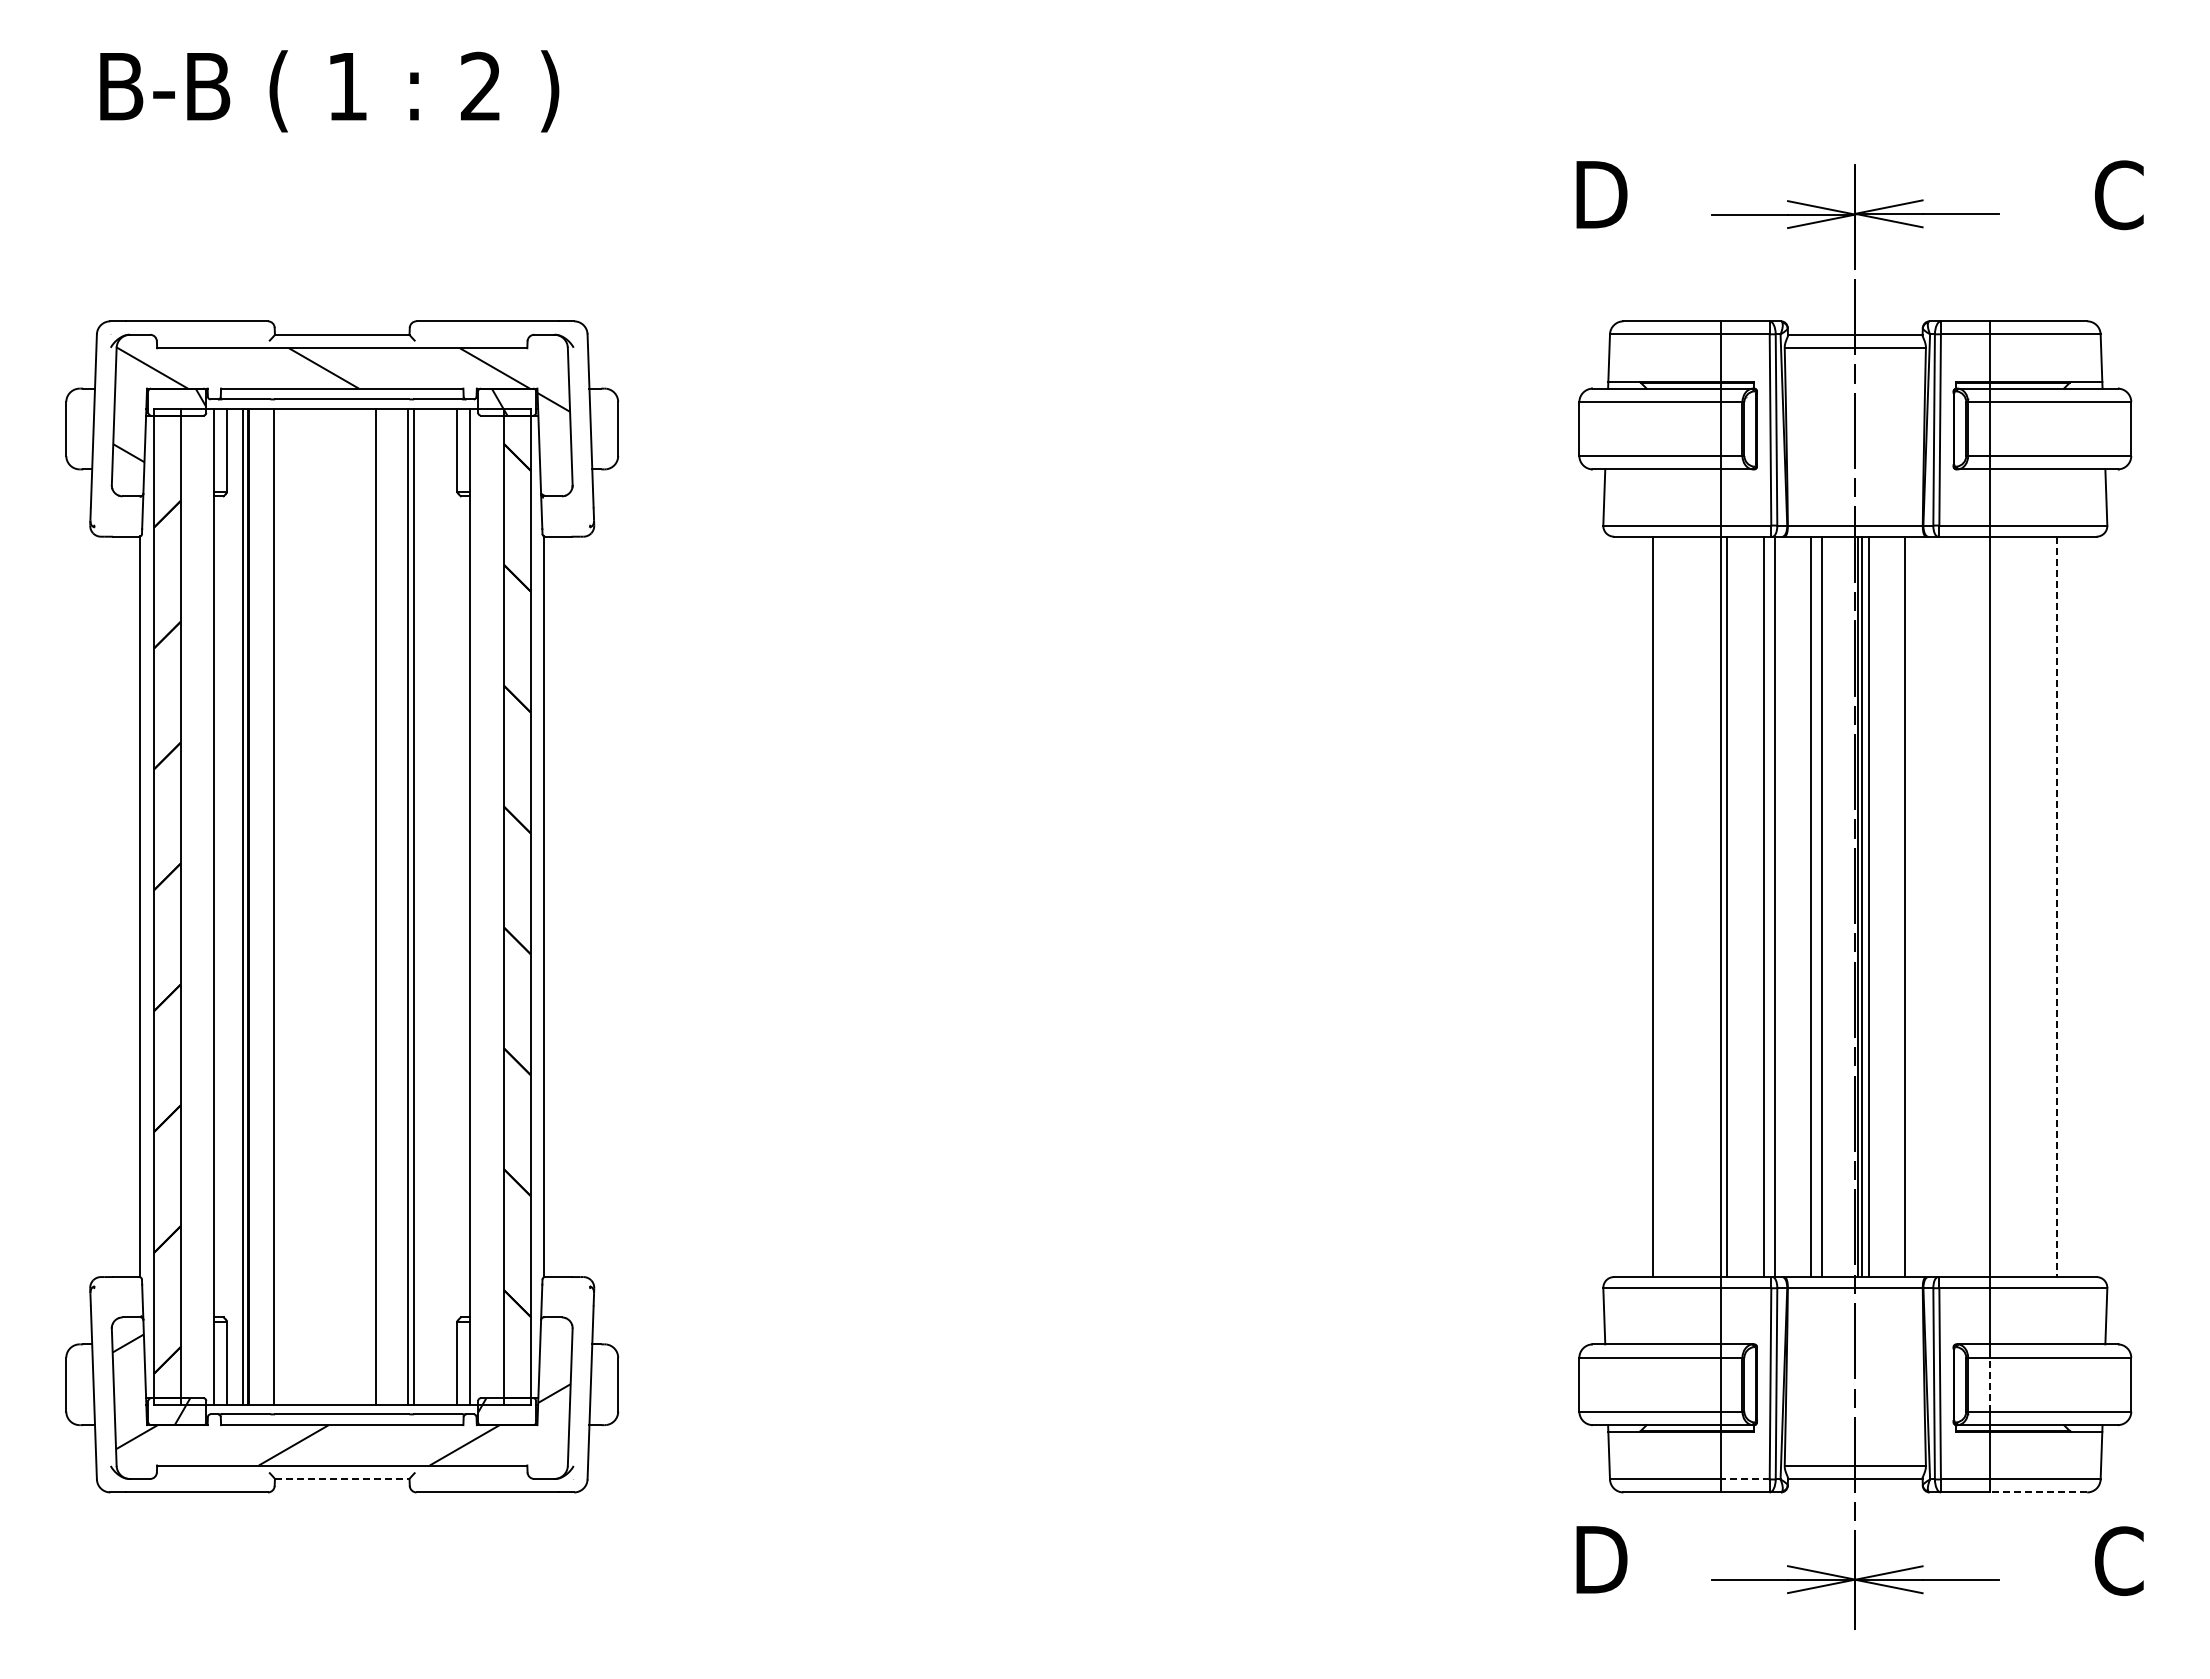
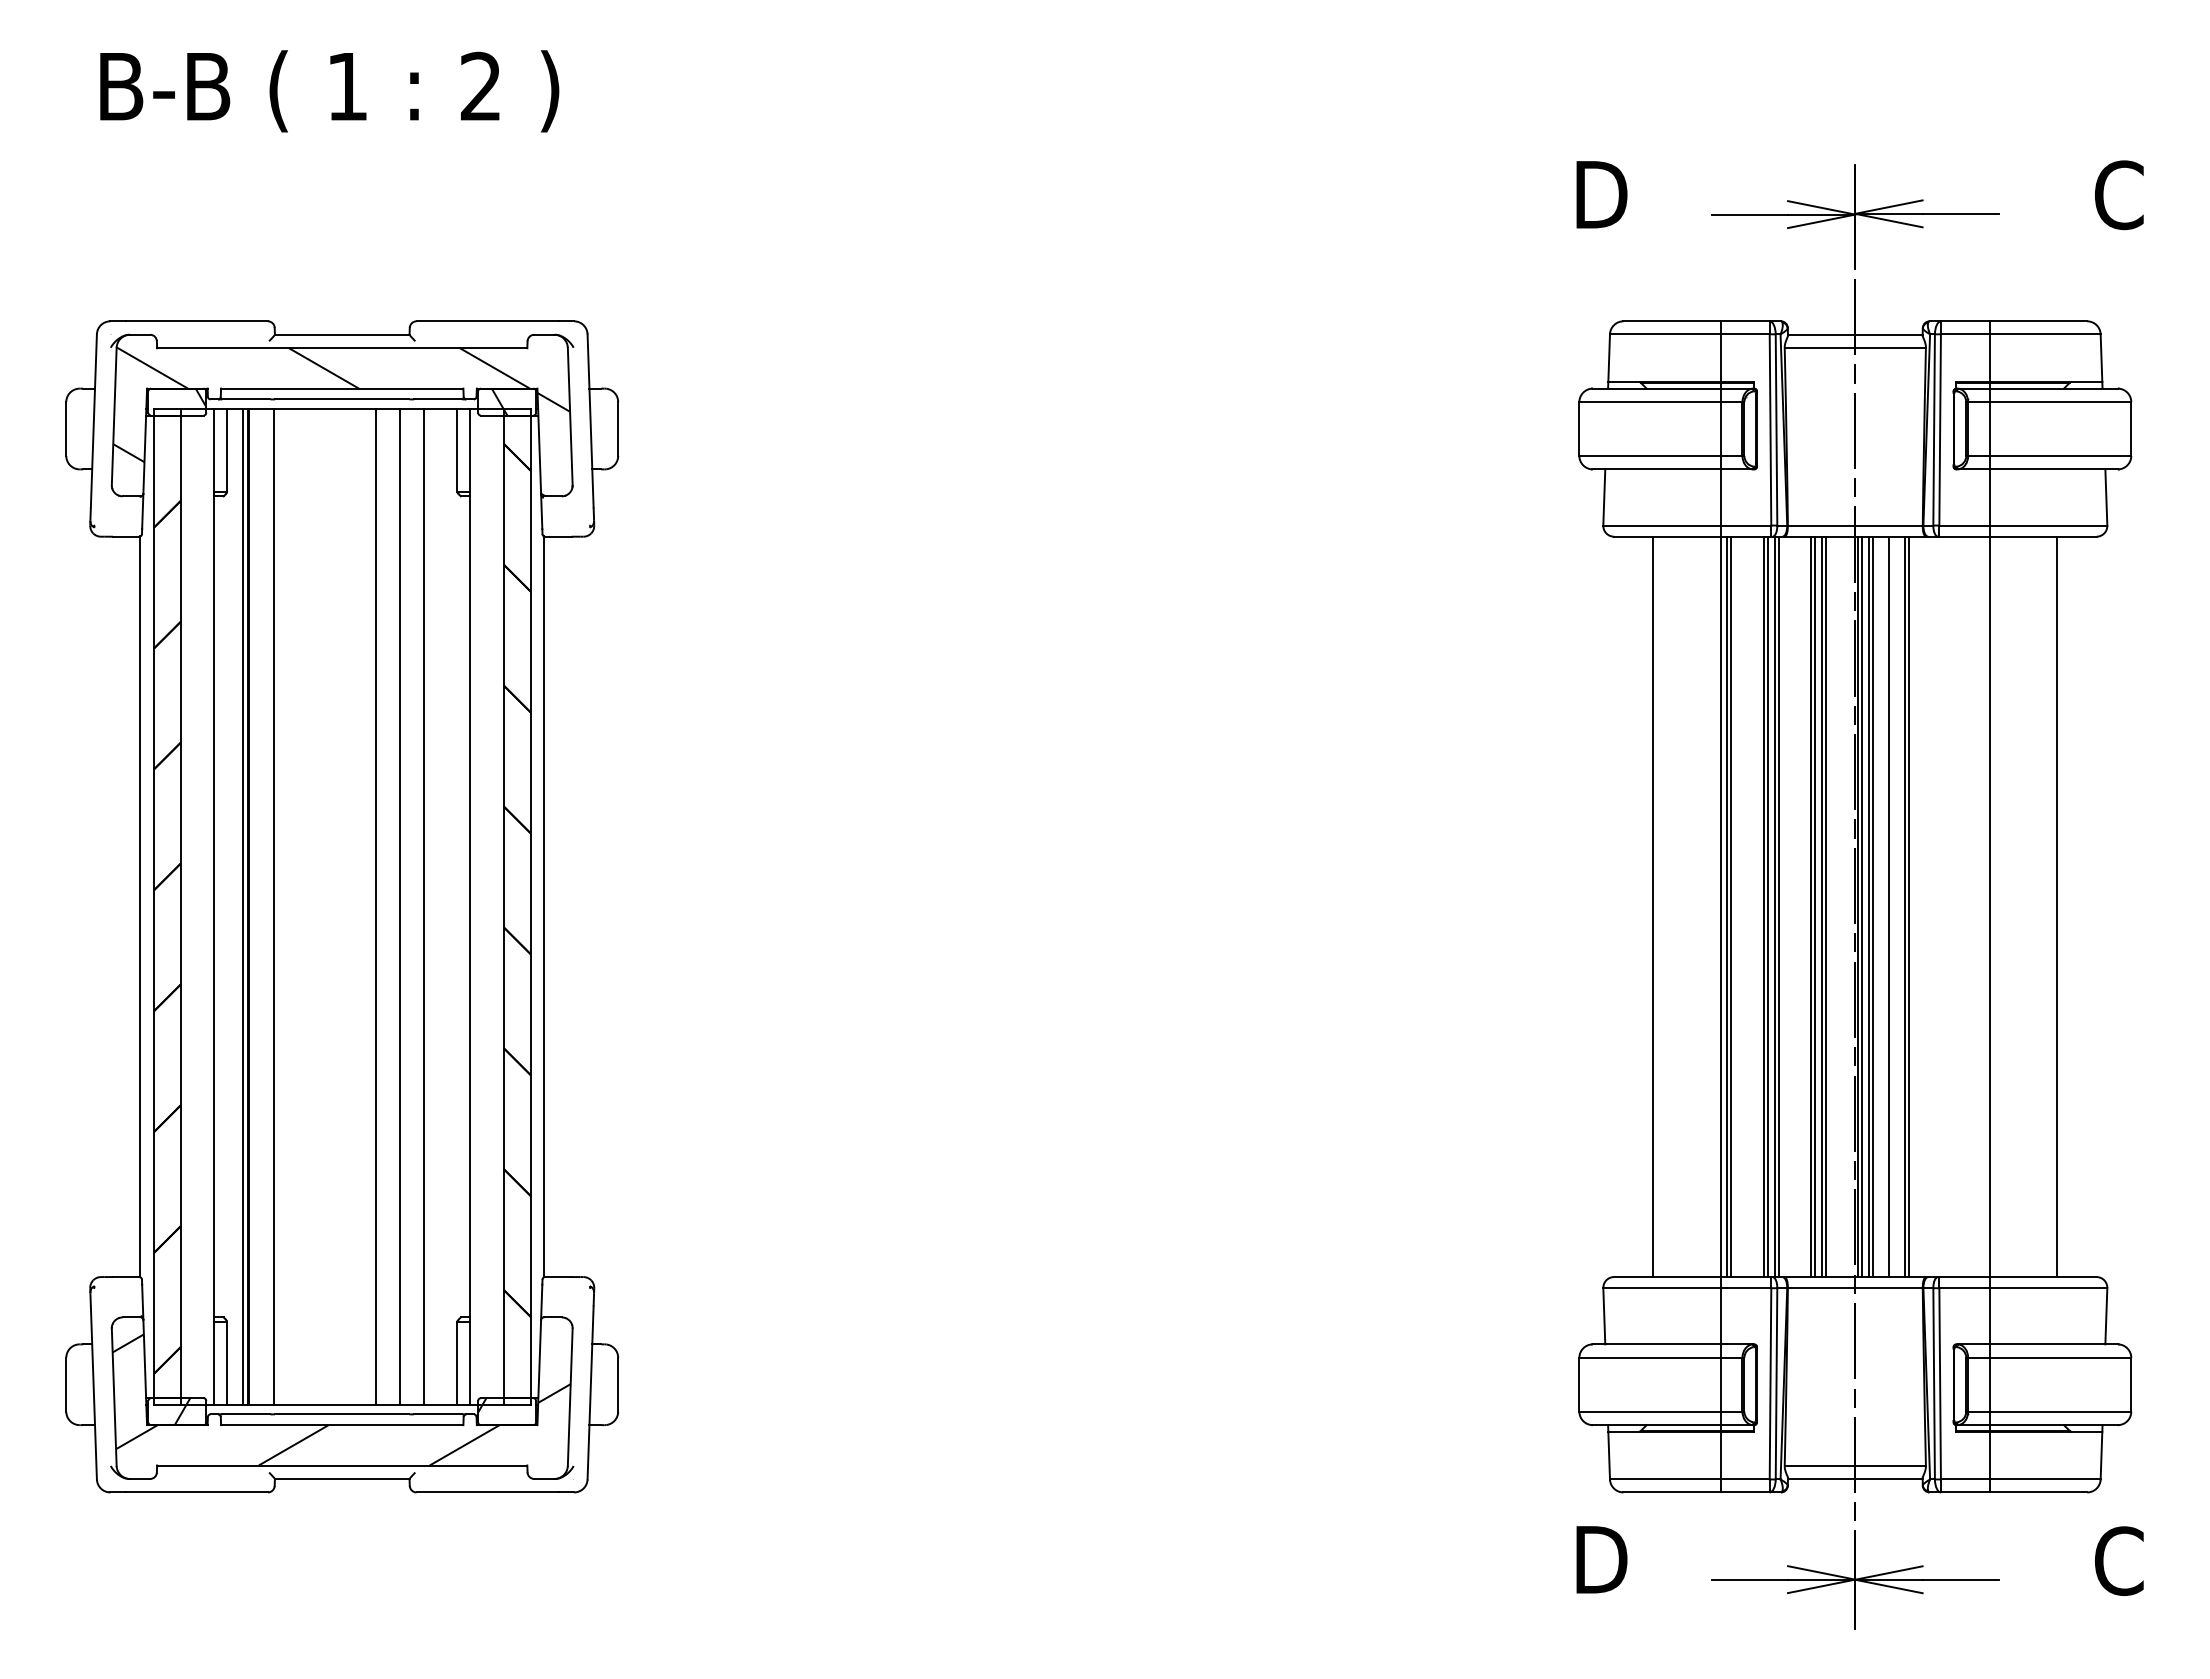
line position: (408, 906) -> (424, 906) (424, 906)
line position: (414, 906) -> (400, 906) (400, 906)
line: none -> present (1731, 906)
line: none -> present (1767, 906)
line: none -> present (1778, 906)
line: none -> present (1814, 906)
line: none -> present (1825, 906)
line: none -> present (1872, 906)
line: none -> present (1888, 906)
line: none -> present (1909, 906)
line: dashed -> solid (2057, 907)
line: dashed -> solid (1989, 1384)
line: dashed -> solid (342, 1478)
line: dashed -> solid (1745, 1479)
line: dashed -> solid (2038, 1492)
